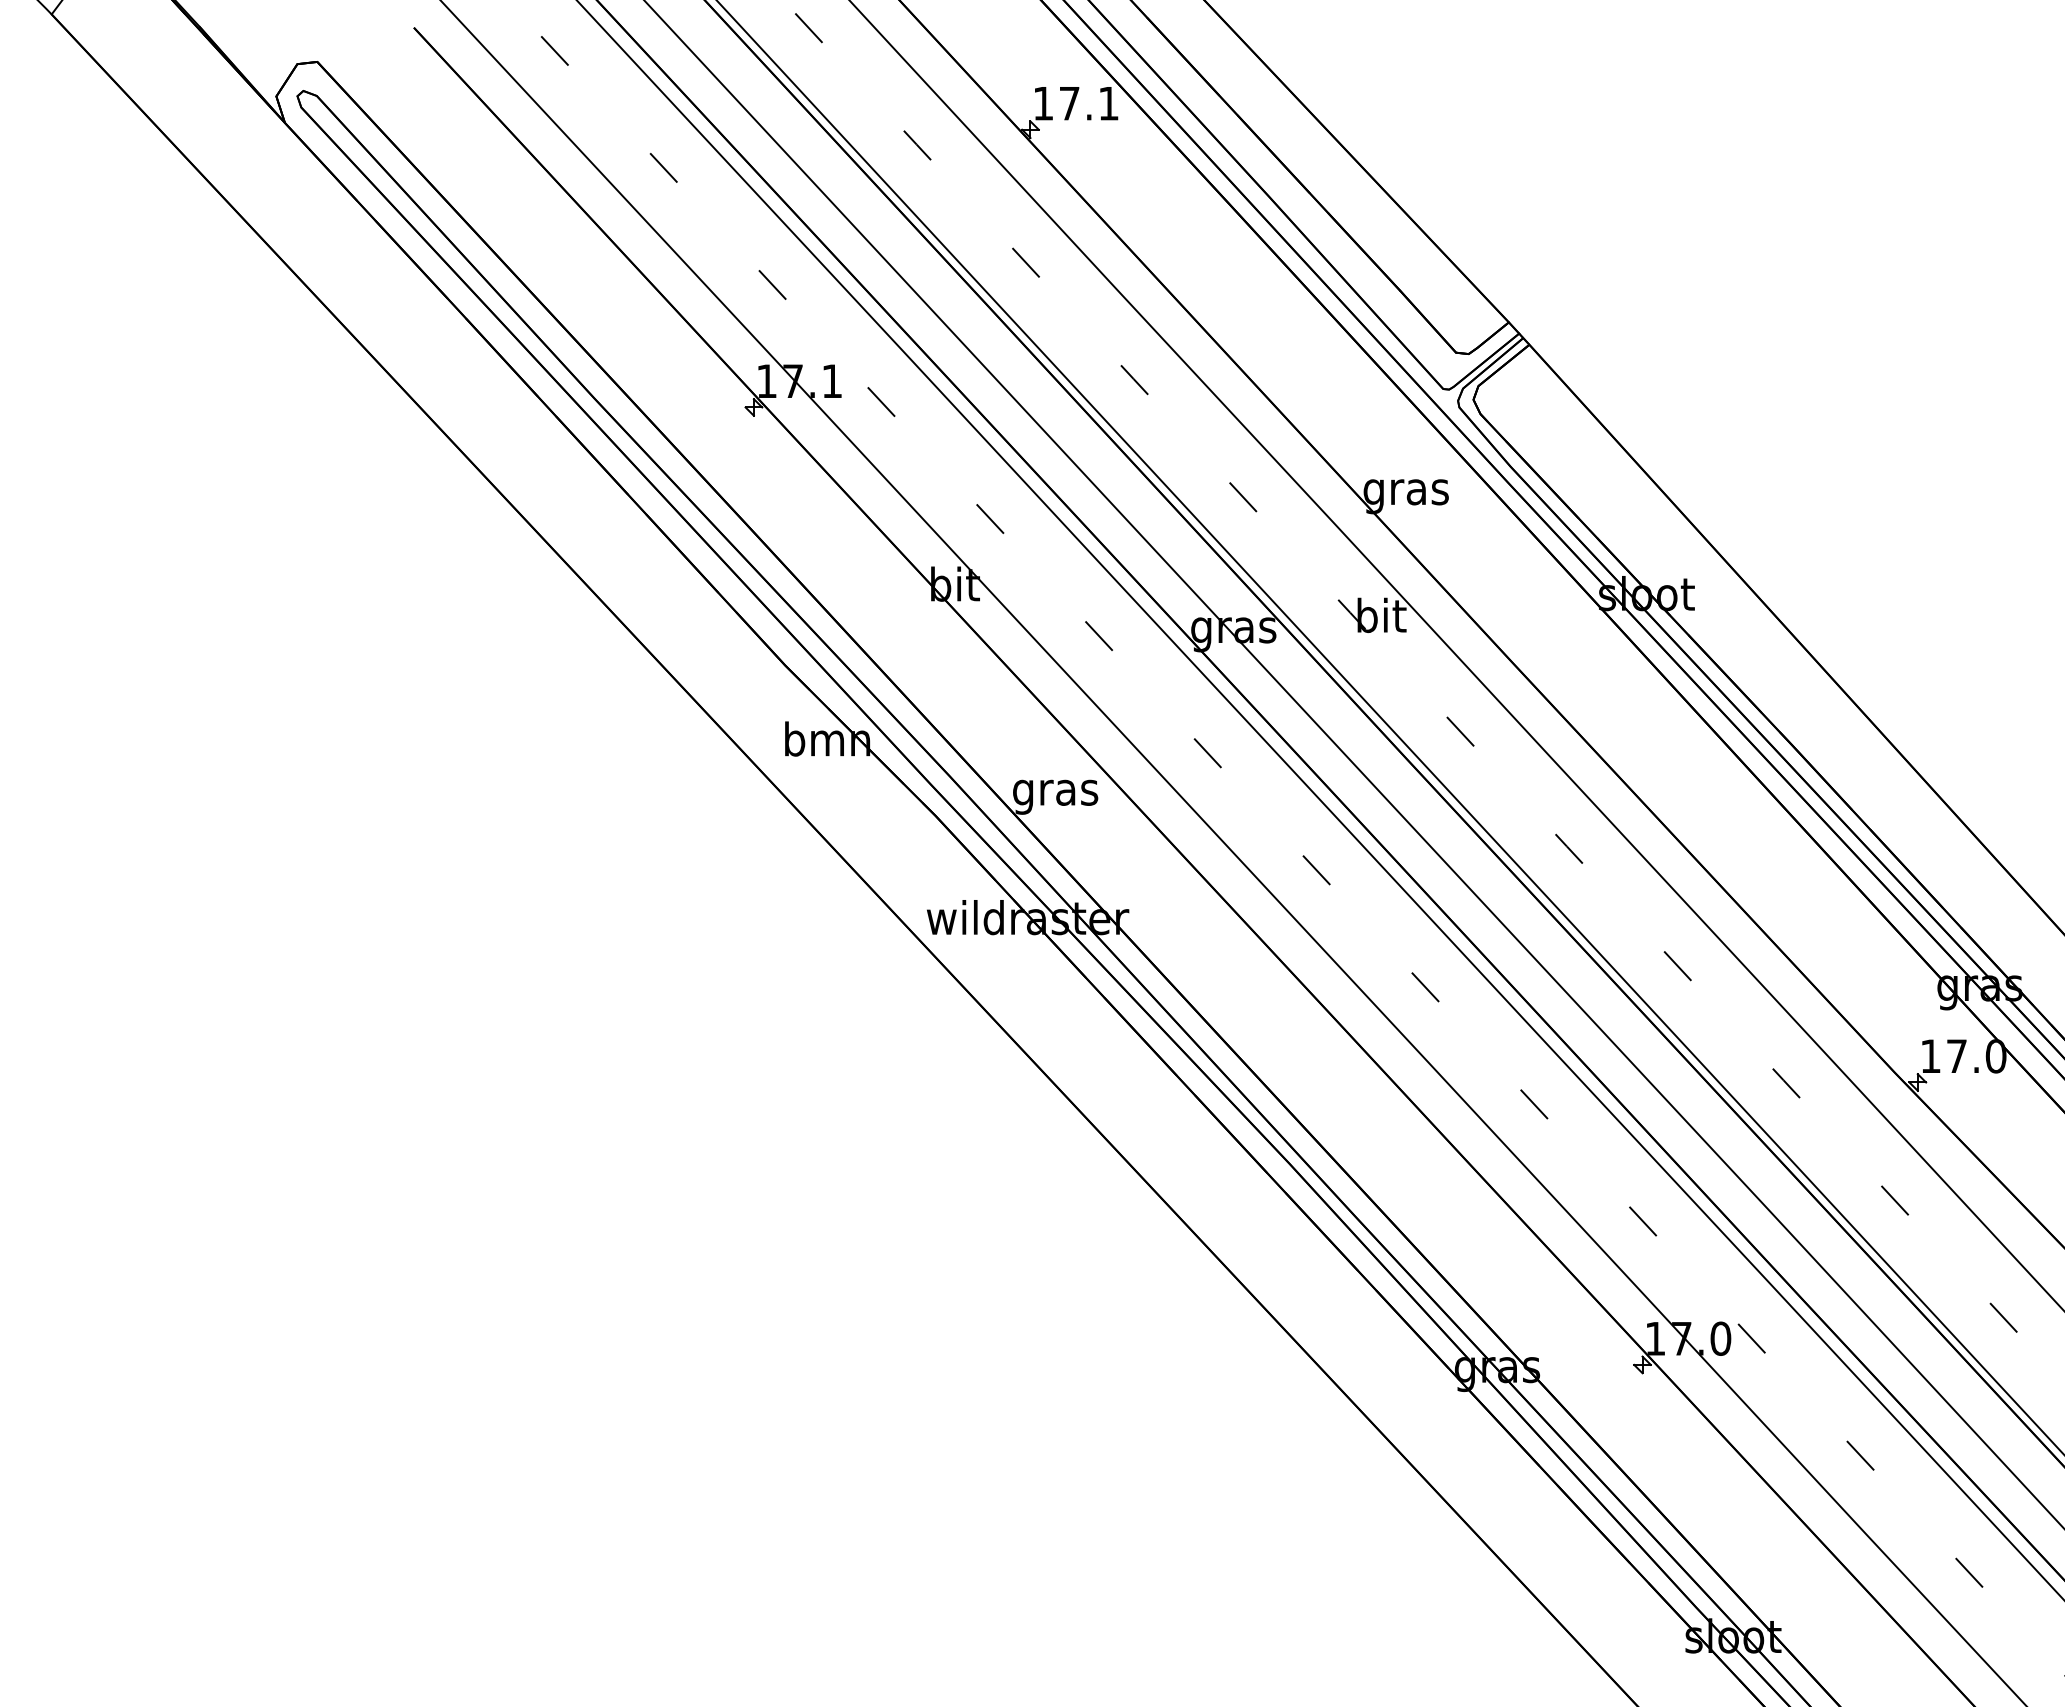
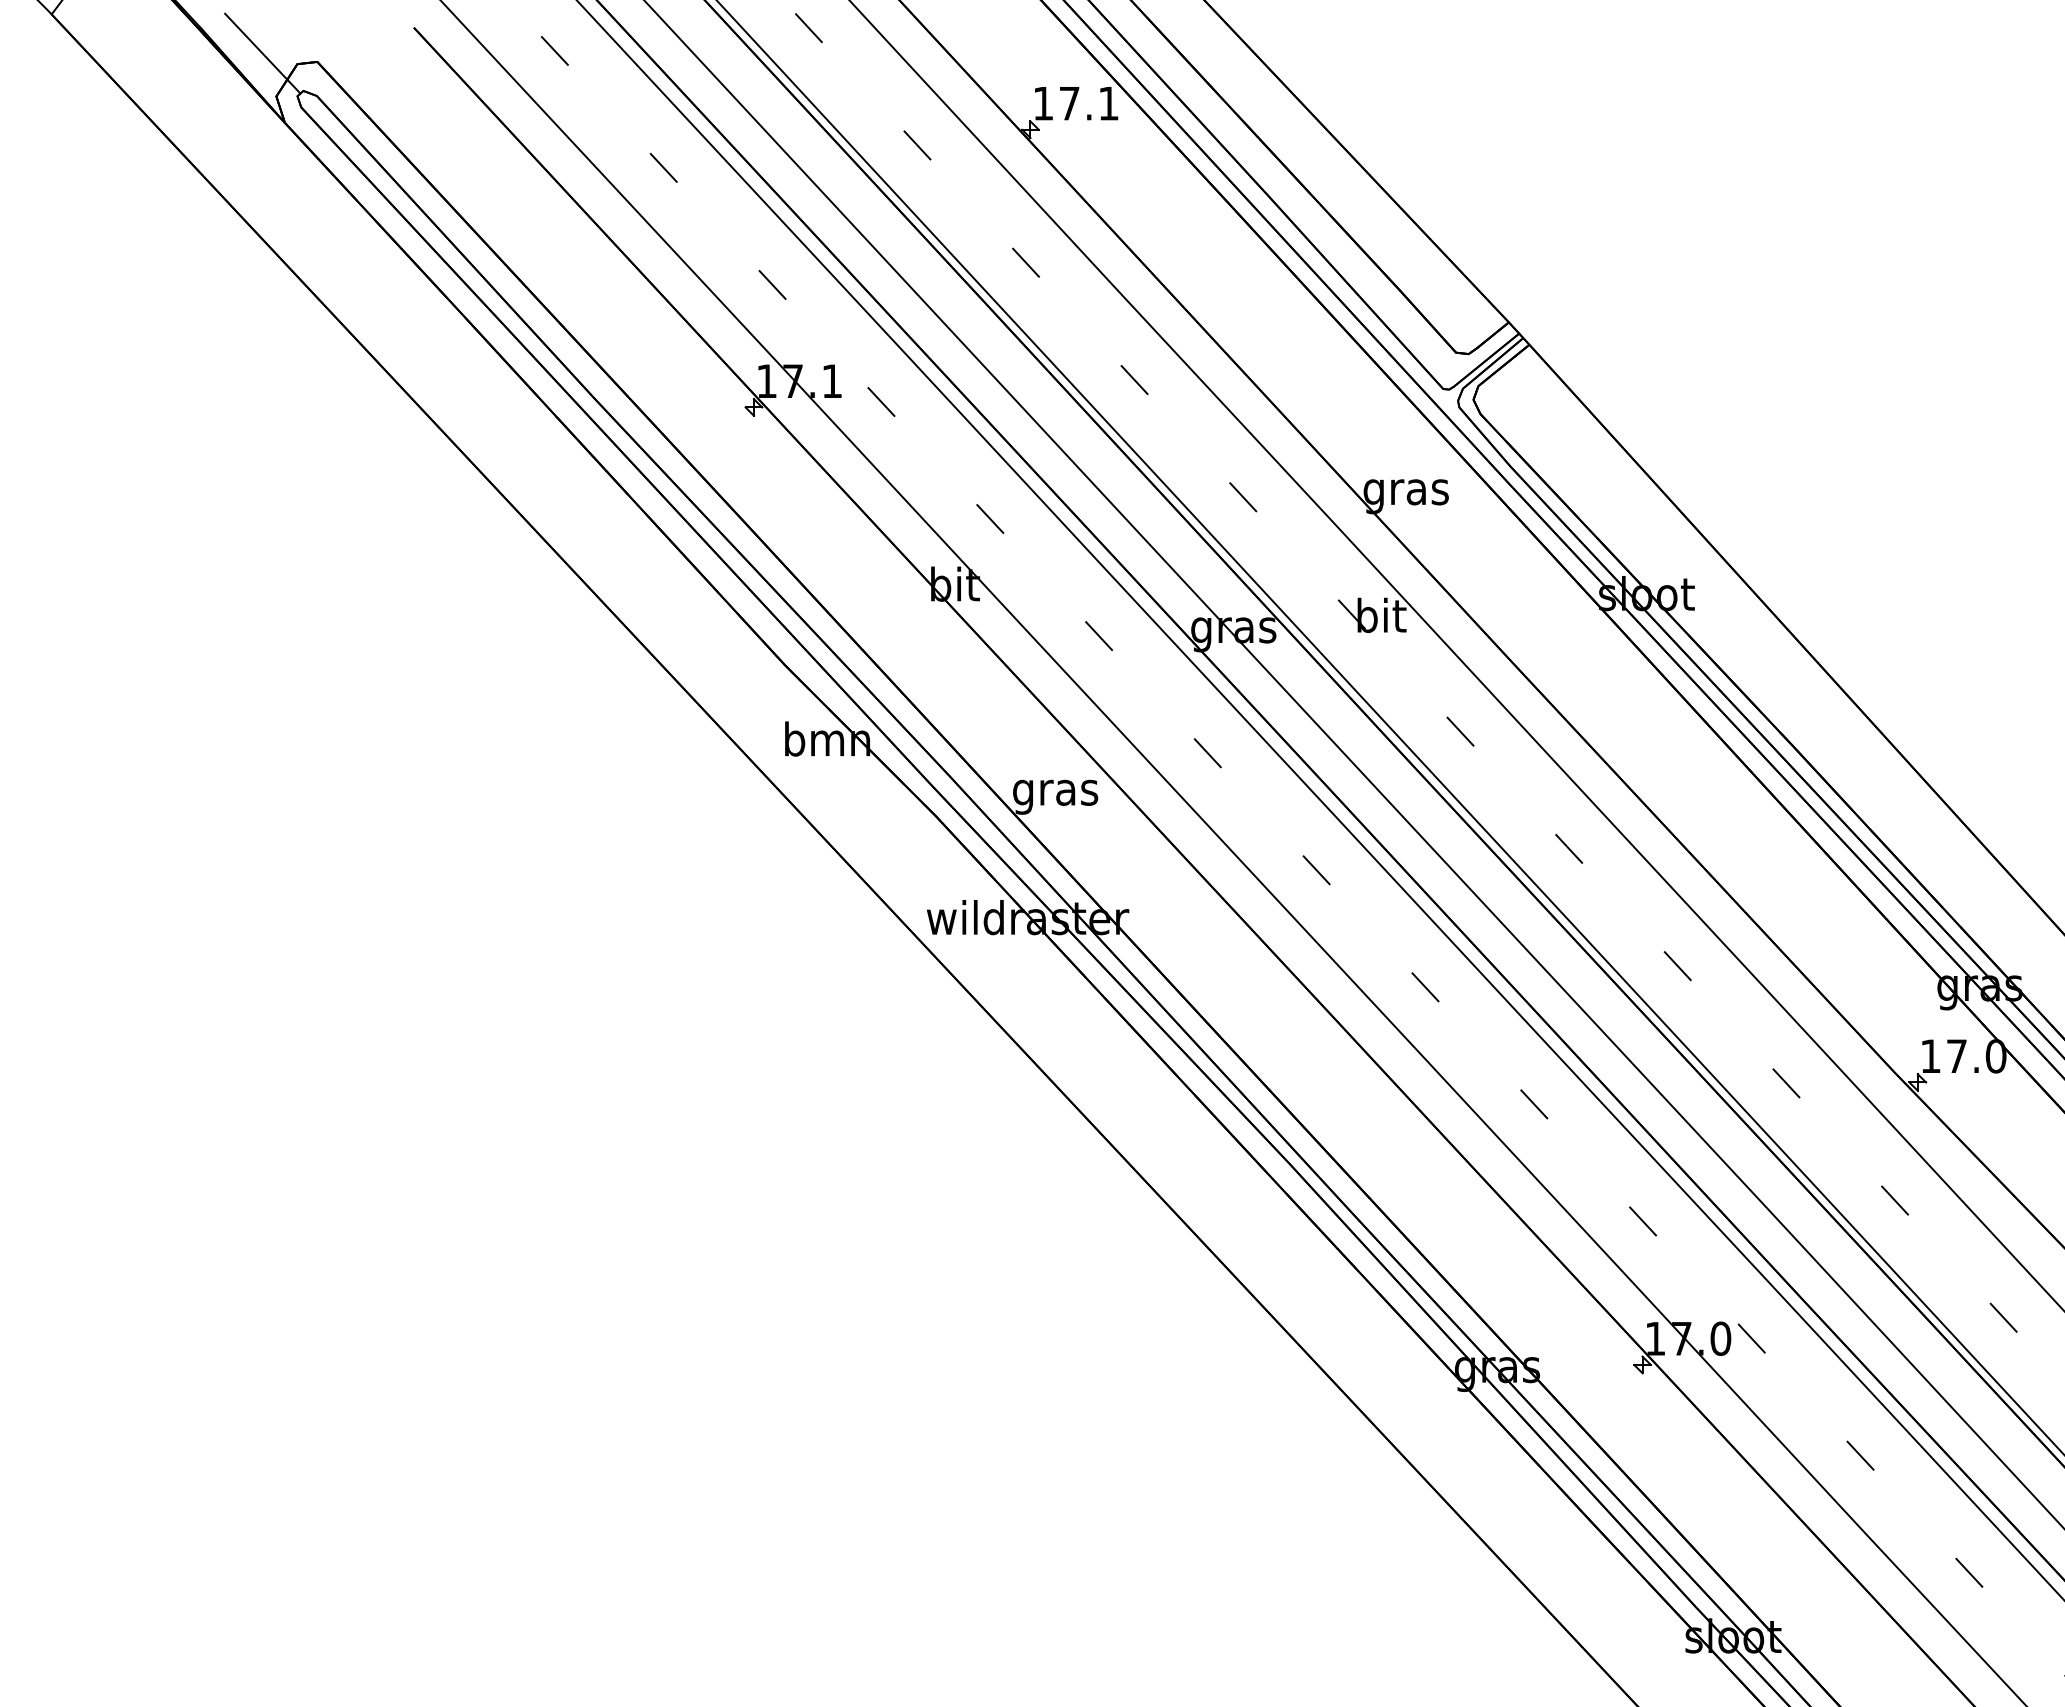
line: none -> present (262, 53)
